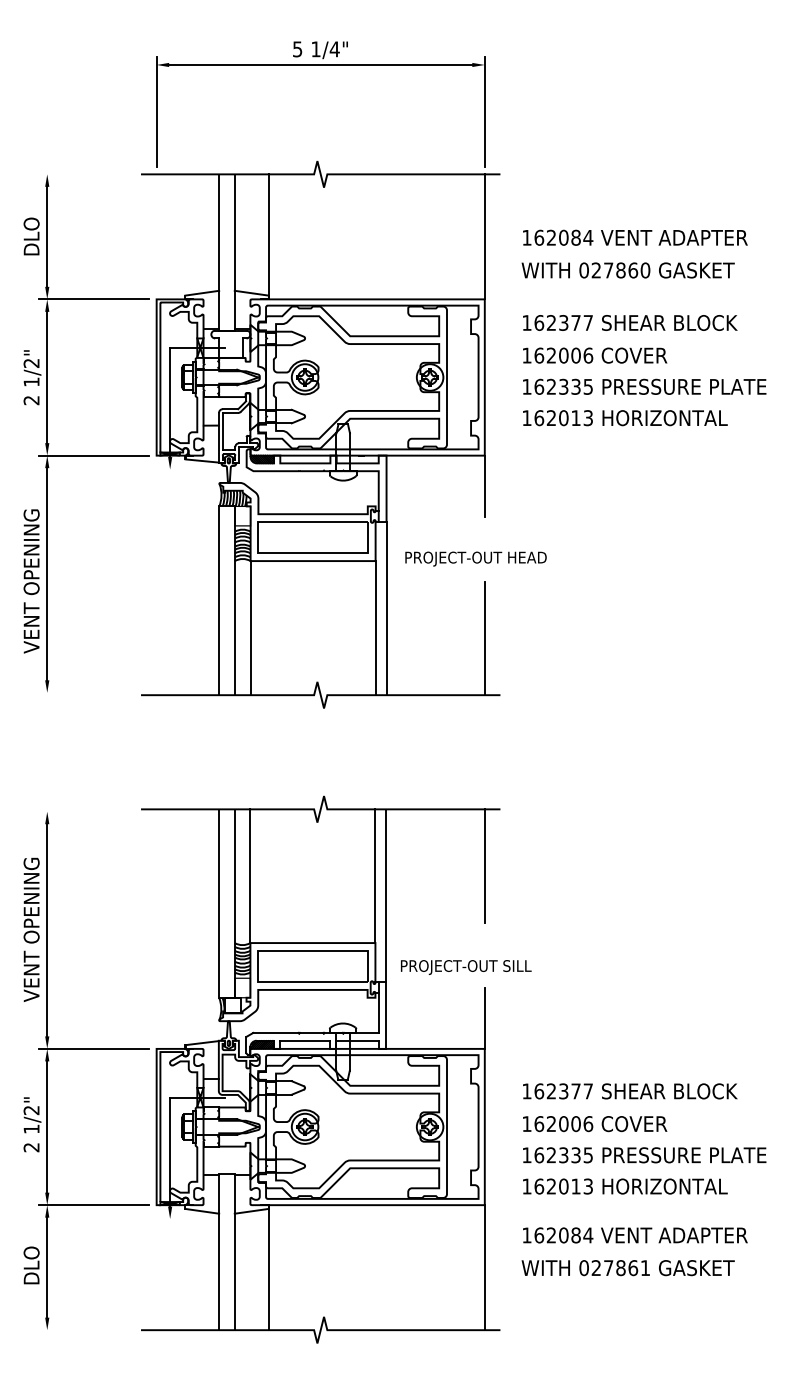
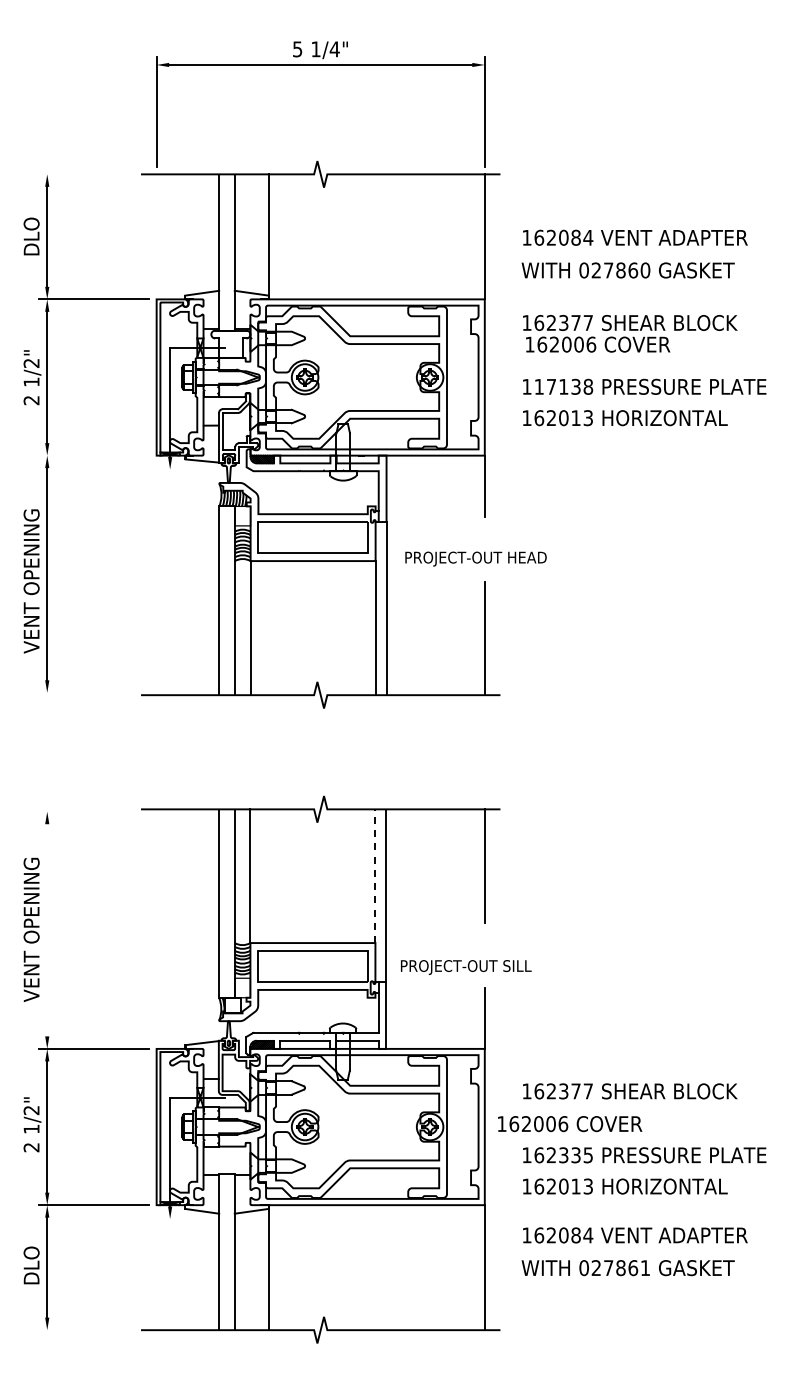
text position: (595, 355) -> (598, 344) (598, 344)
text: 162335 -> 117138 (563, 386)
line: present -> none (93, 455)
line: solid -> dashed (375, 876)
line: present -> none (47, 929)
text position: (595, 1124) -> (570, 1124) (570, 1124)
